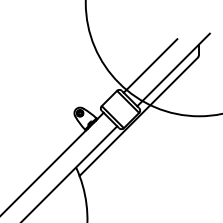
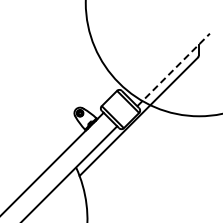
line: present -> none (150, 65)
line: solid -> dashed (173, 69)
